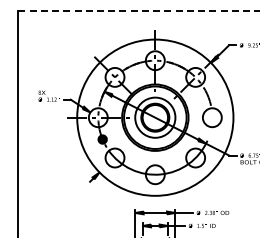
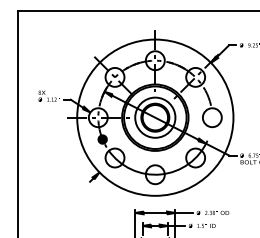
line: dashed -> solid (139, 11)
